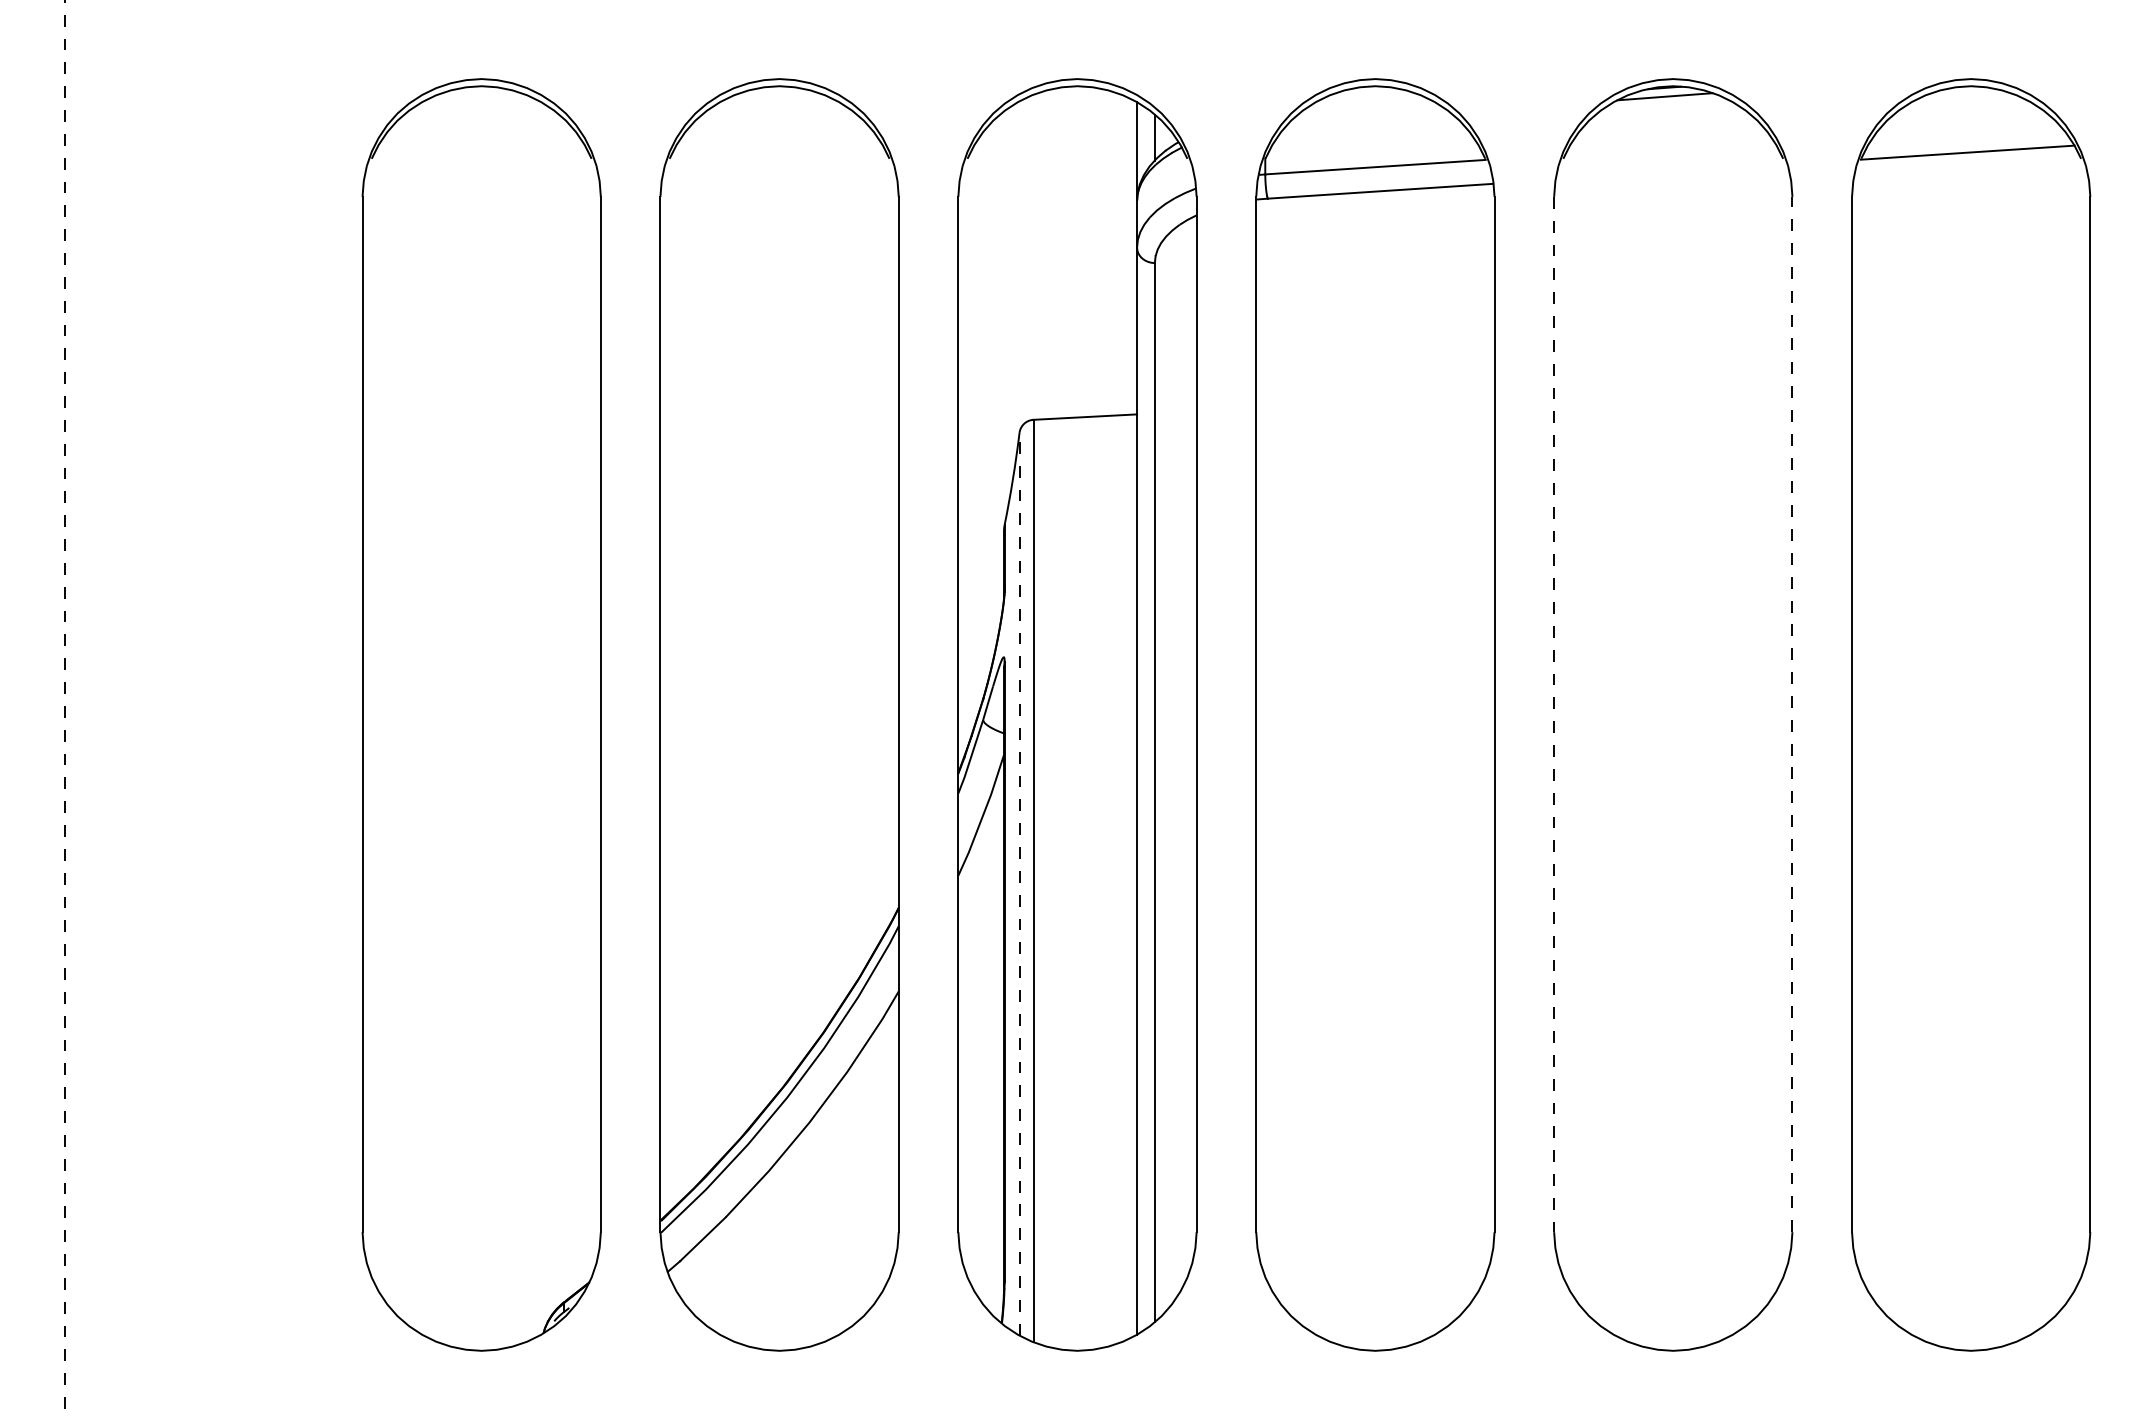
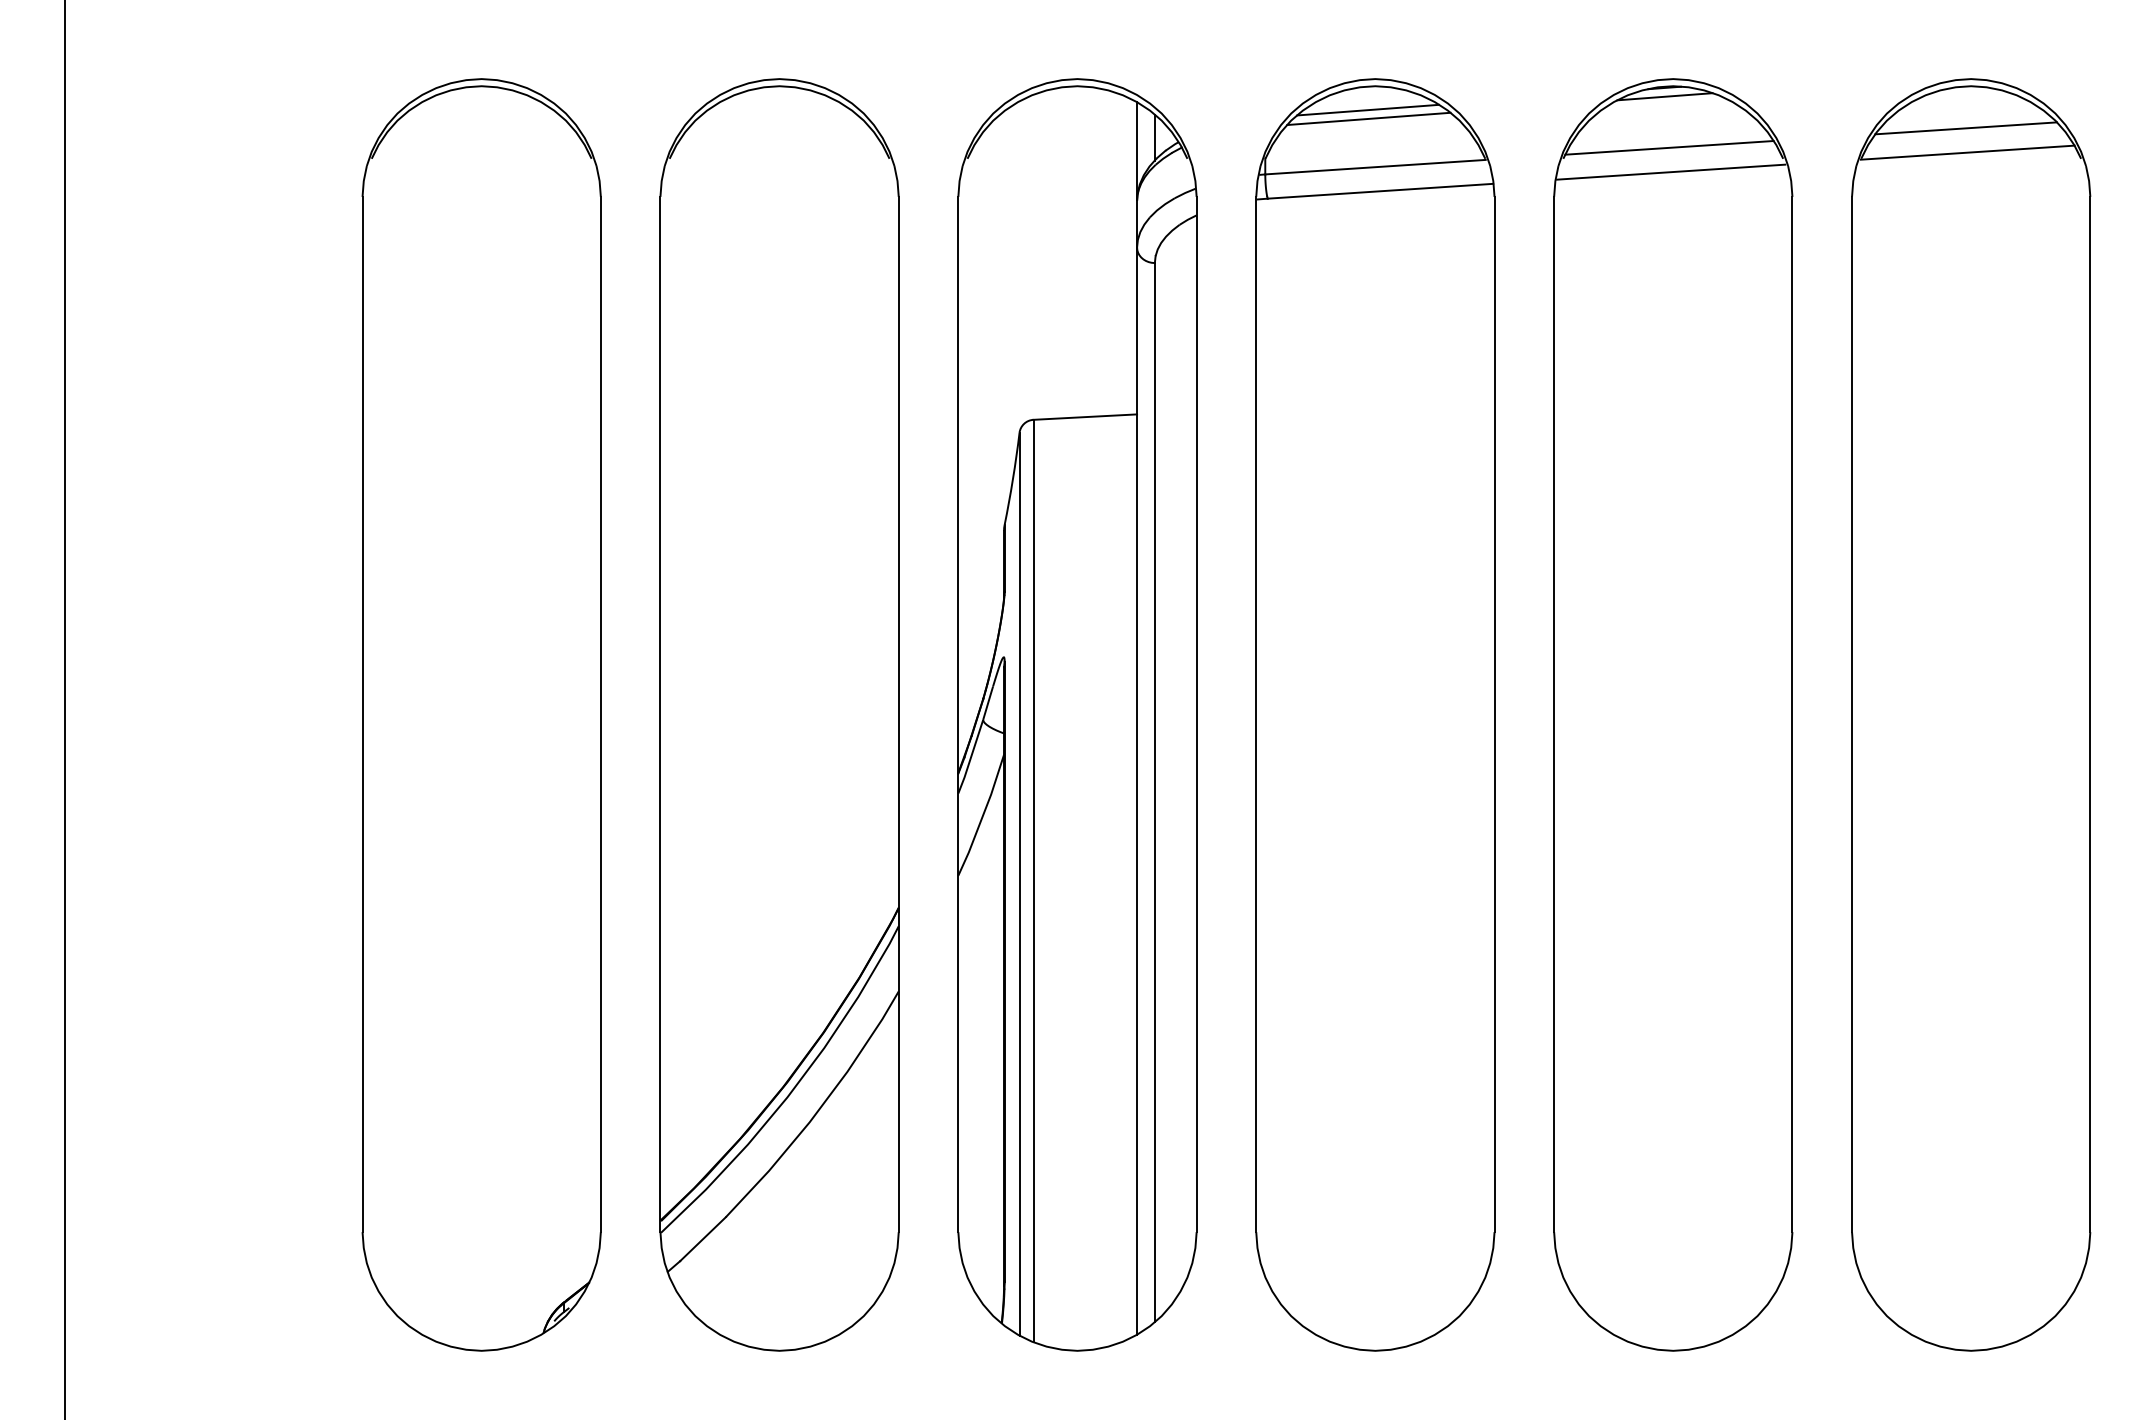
line: none -> present (1368, 109)
line: none -> present (1368, 118)
line: none -> present (1965, 128)
line: none -> present (1669, 147)
line: none -> present (1671, 171)
line: dashed -> solid (64, 710)
line: dashed -> solid (1554, 714)
line: dashed -> solid (1792, 714)
line: dashed -> solid (1019, 883)
